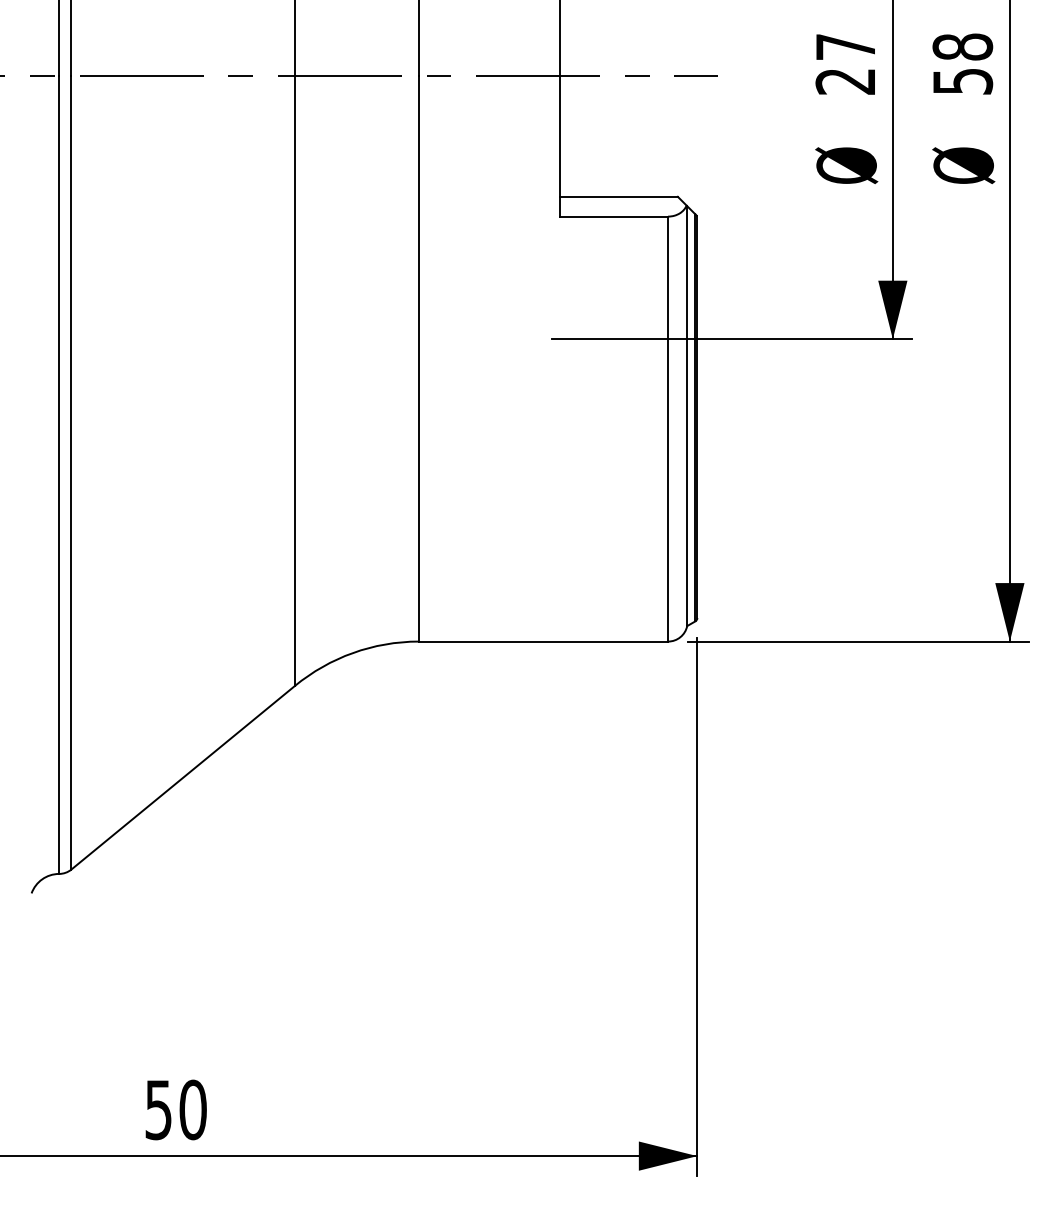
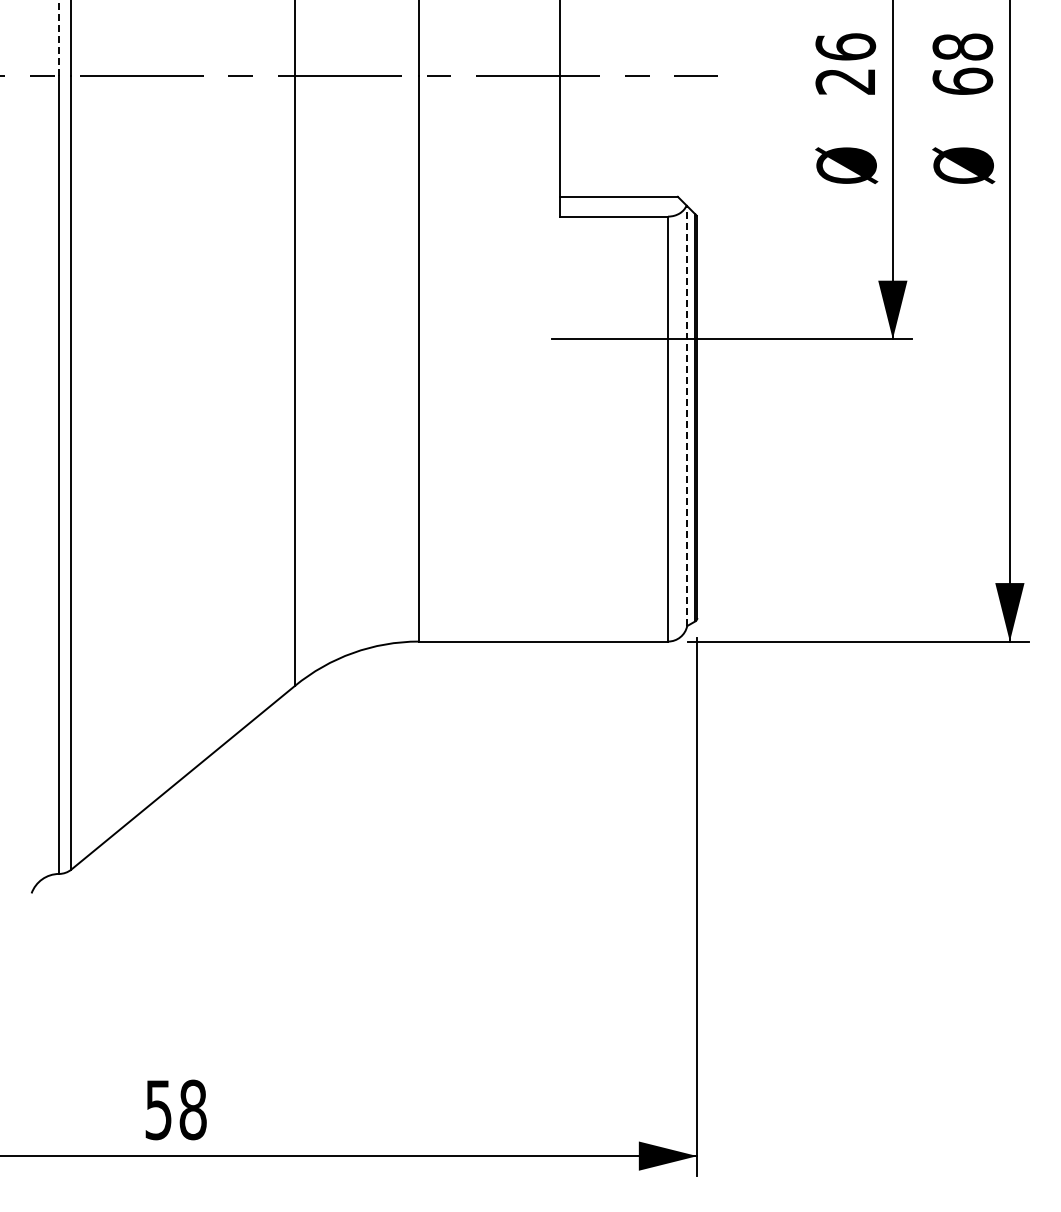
line: solid -> dashed (59, 37)
text: 27 -> 26 (845, 46)
text: 58 -> 68 (962, 80)
line: solid -> dashed (687, 416)
text: 50 -> 58 (192, 1110)
